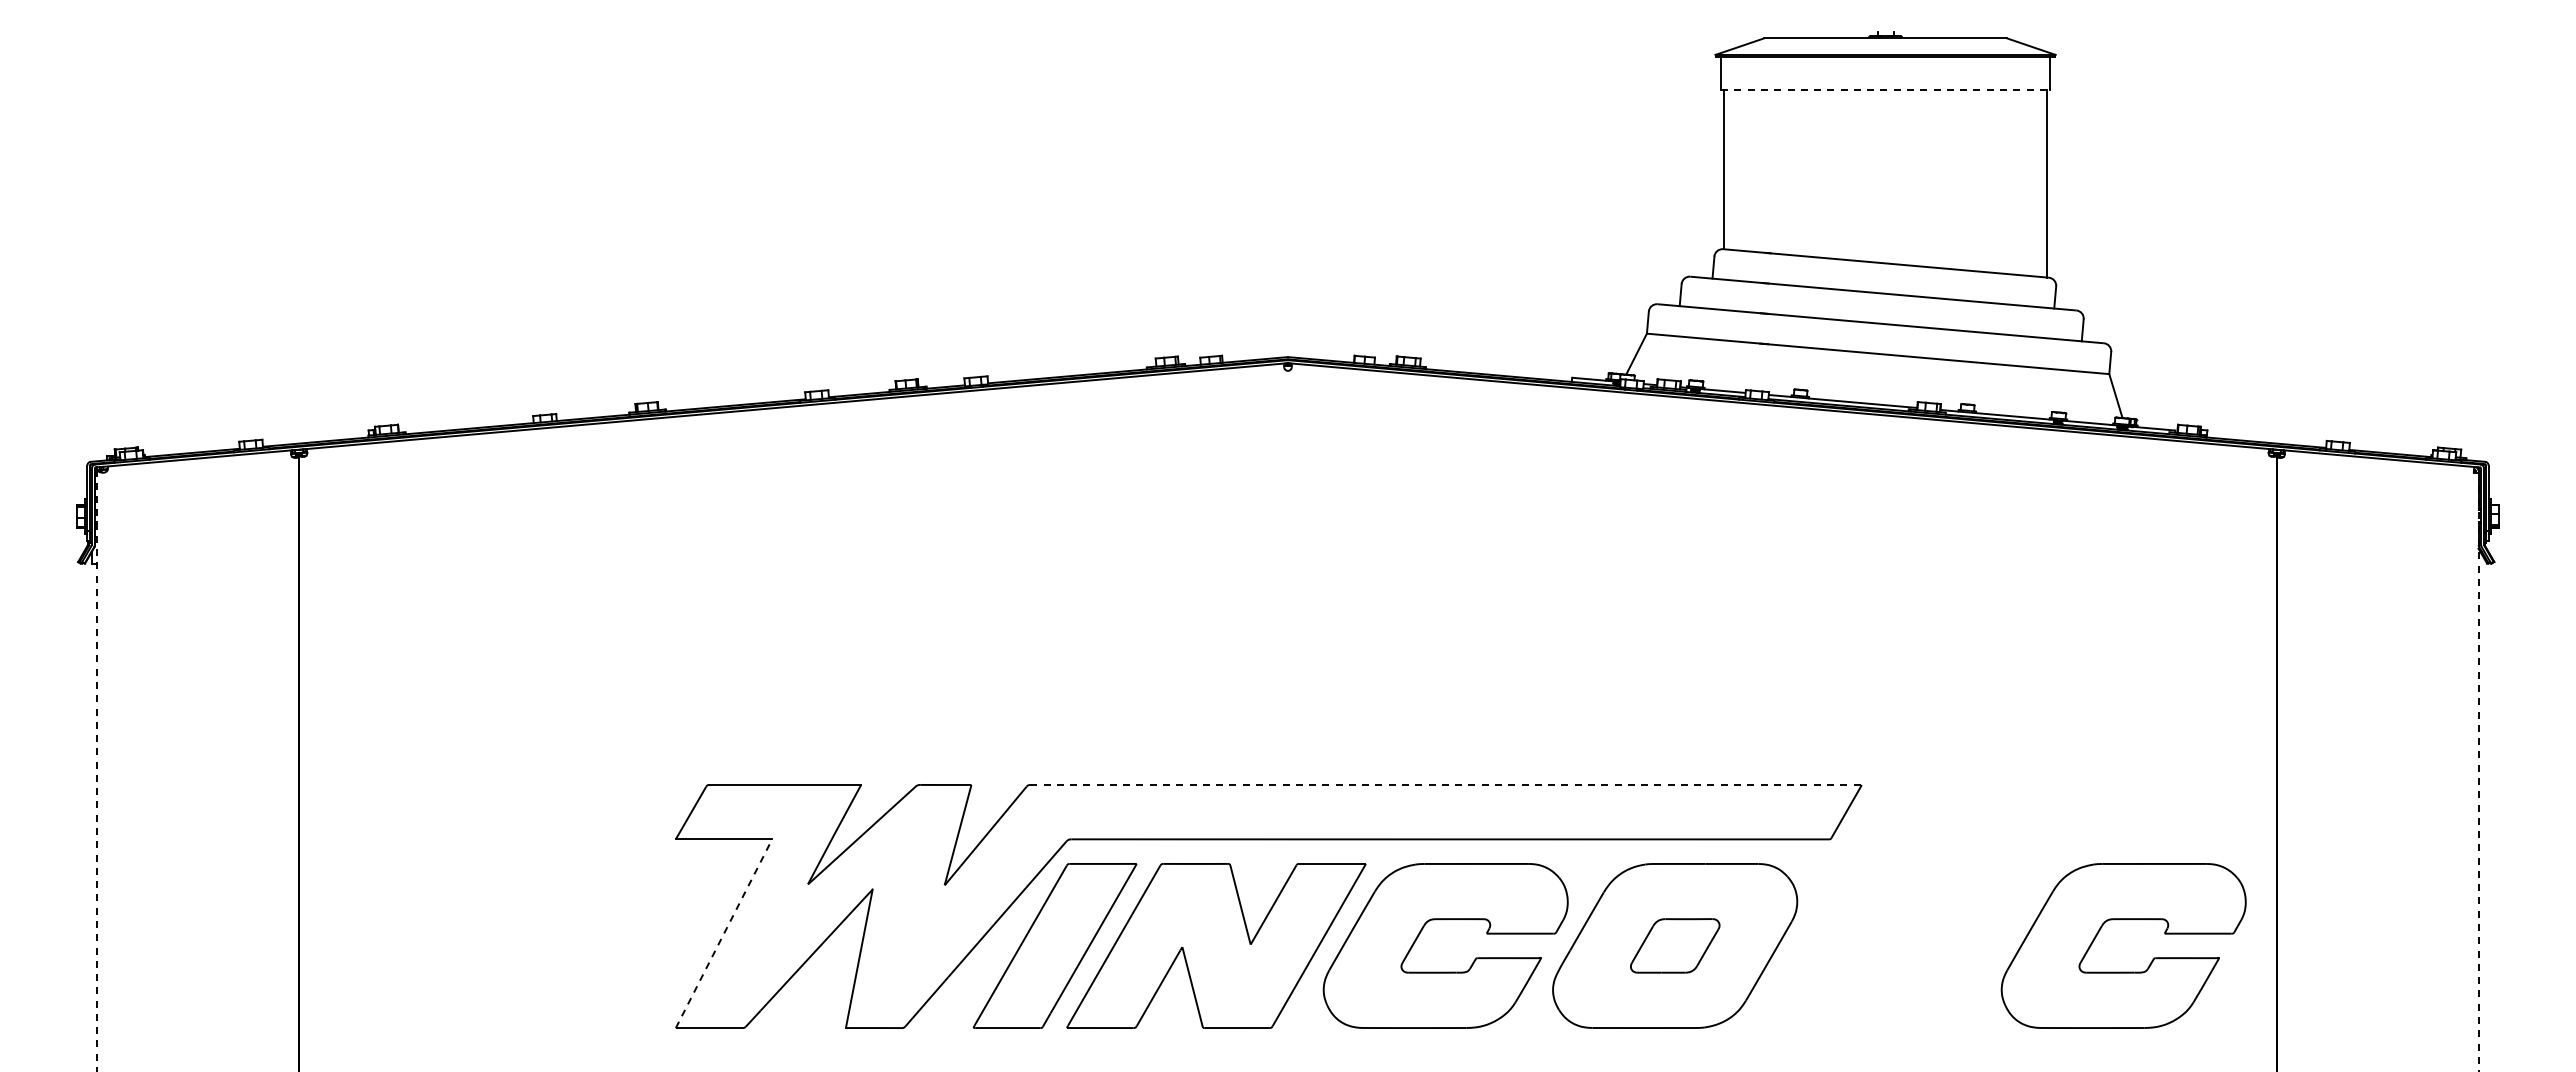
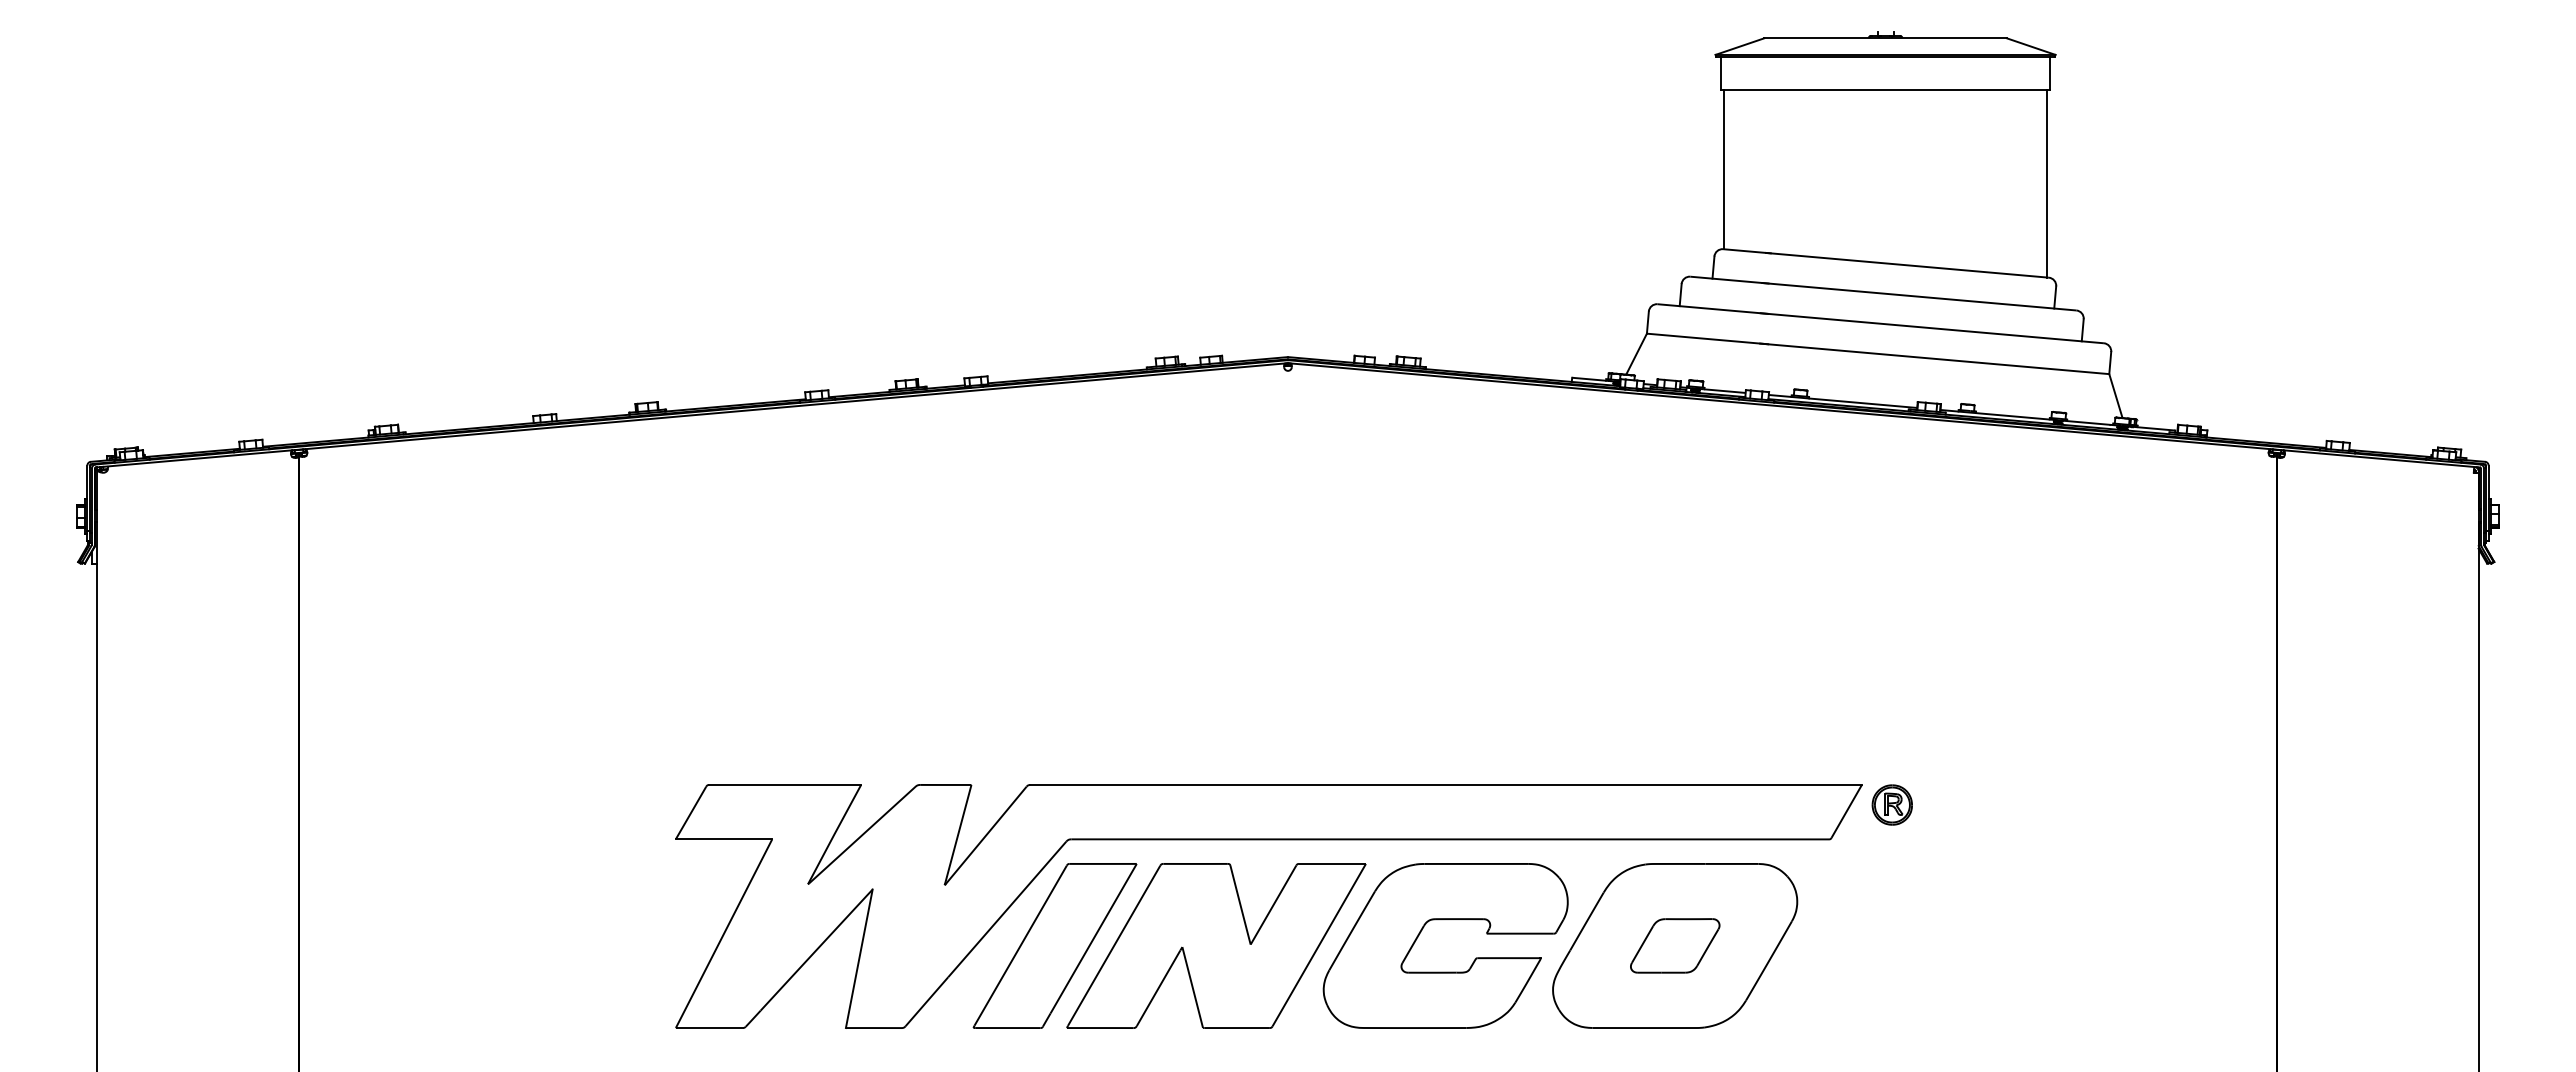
line: dashed -> solid (1886, 90)
line: dashed -> solid (97, 770)
line: dashed -> solid (2478, 772)
line: dashed -> solid (1446, 785)
part: none -> present (1891, 804)
part: present -> none (2119, 920)
line: dashed -> solid (724, 933)
